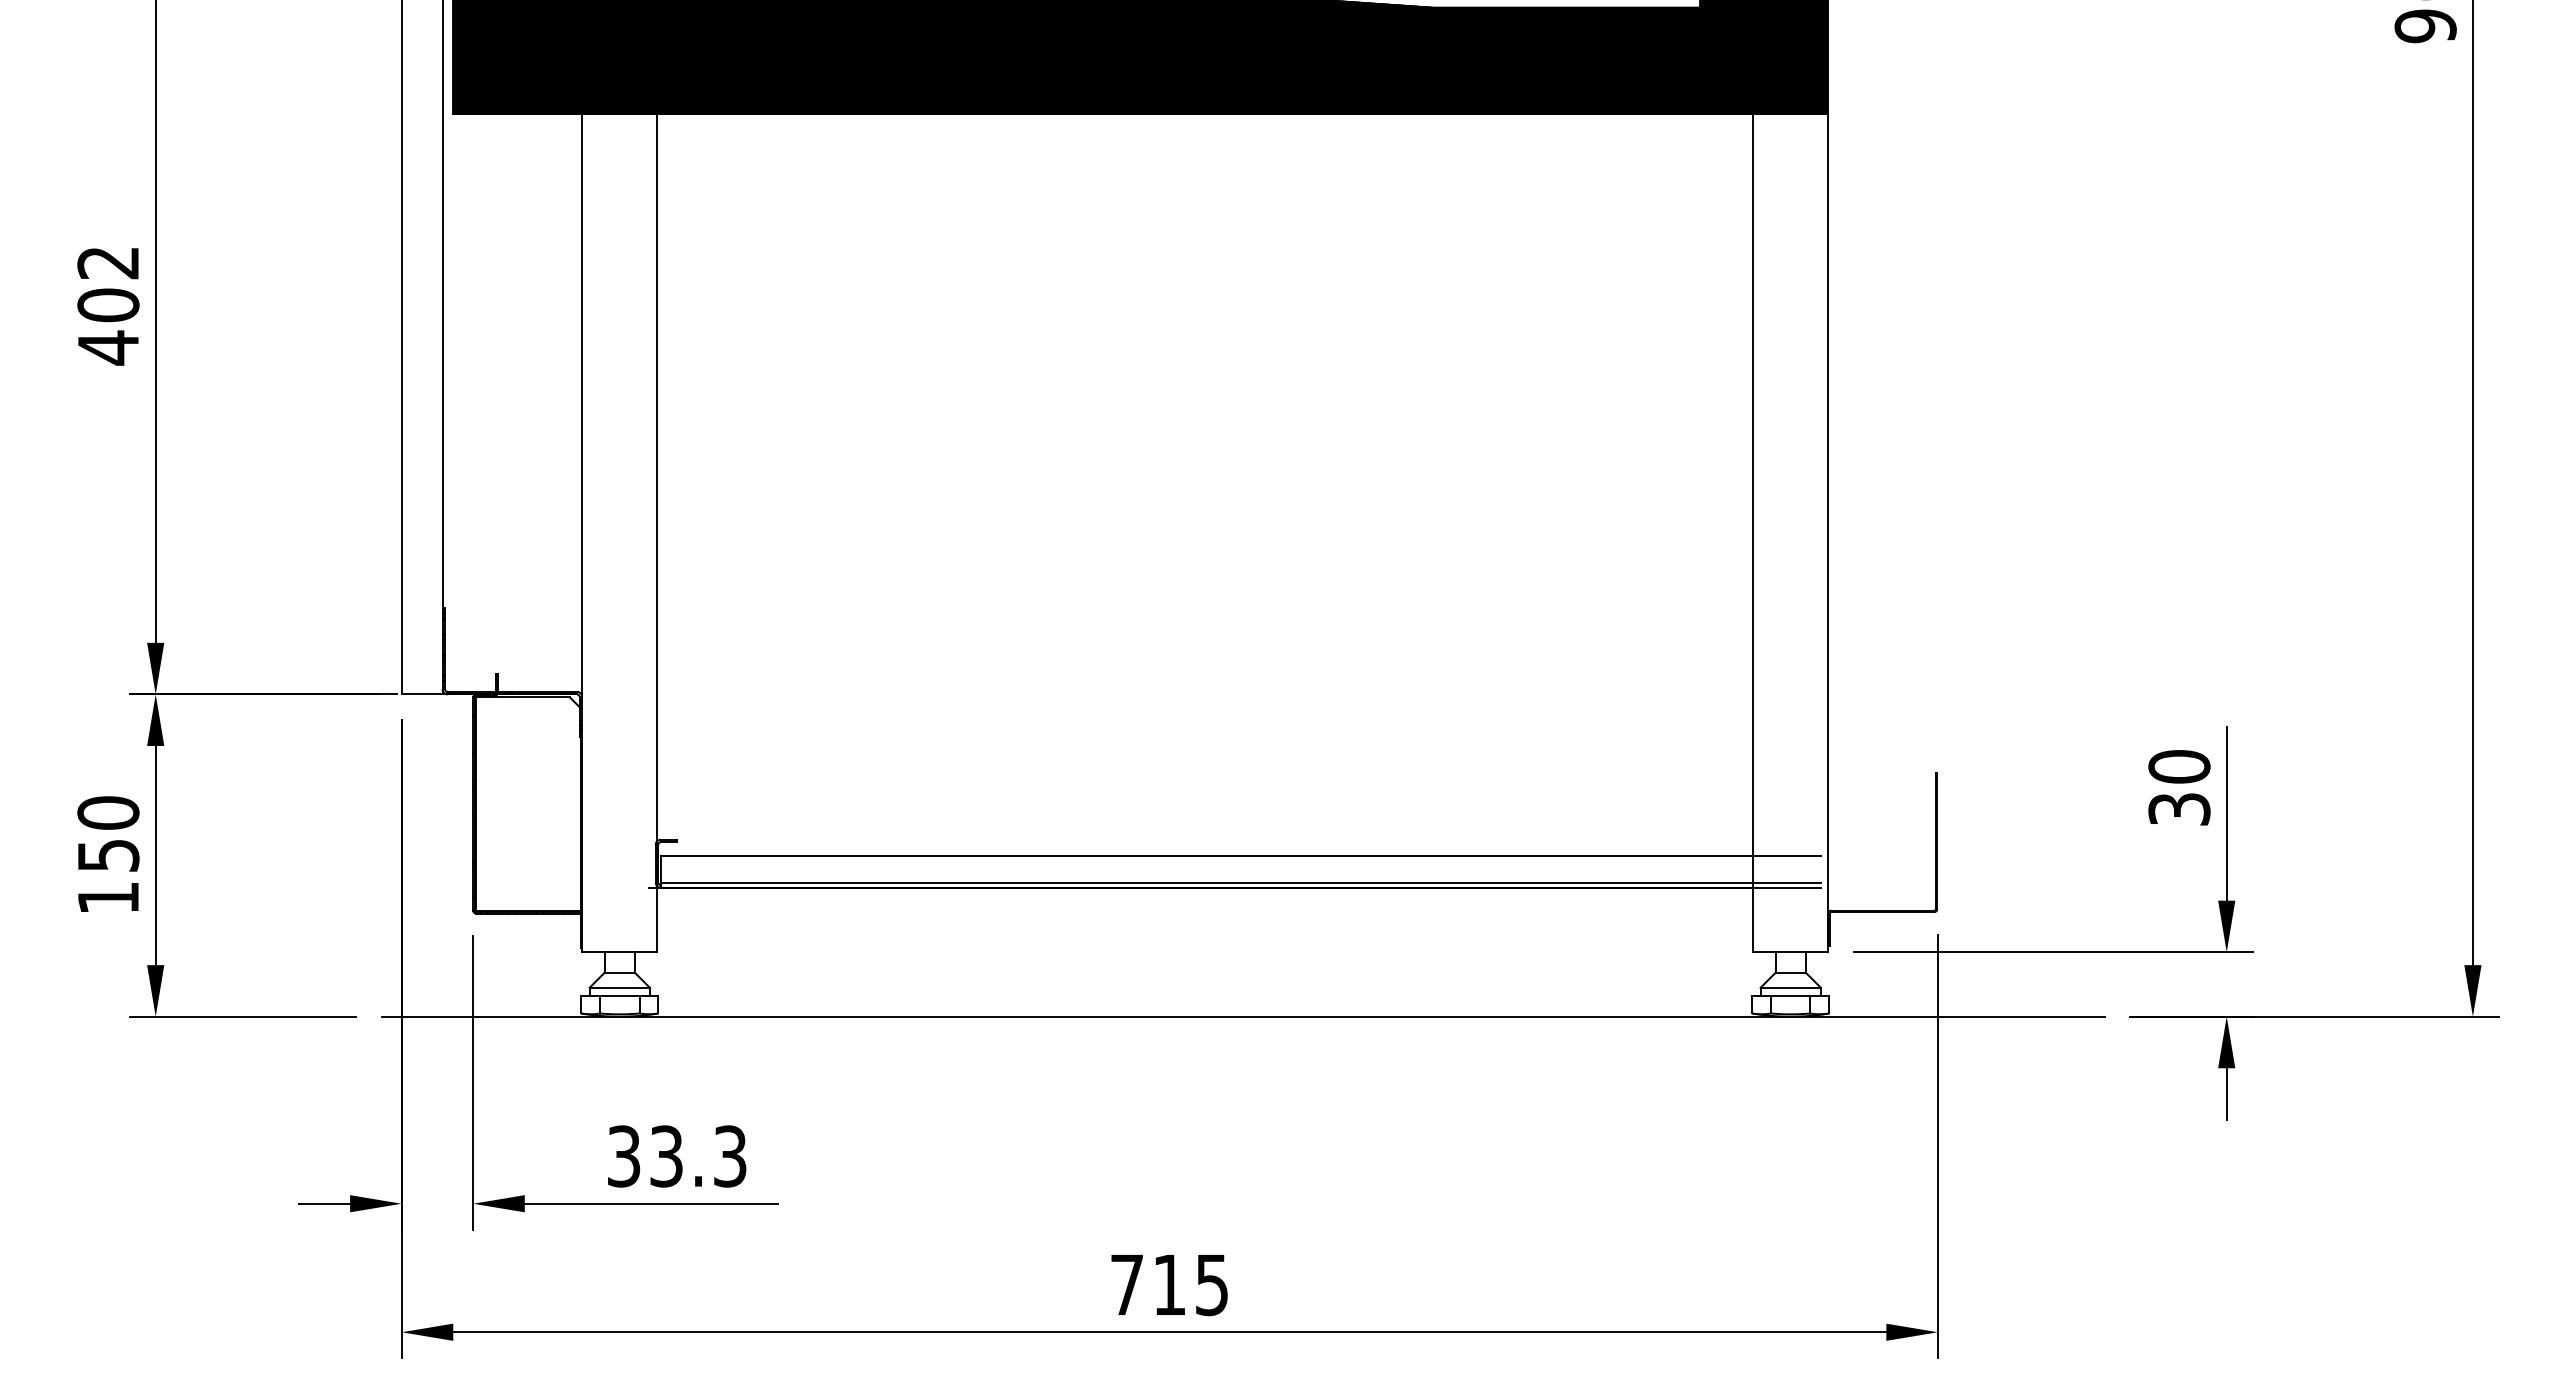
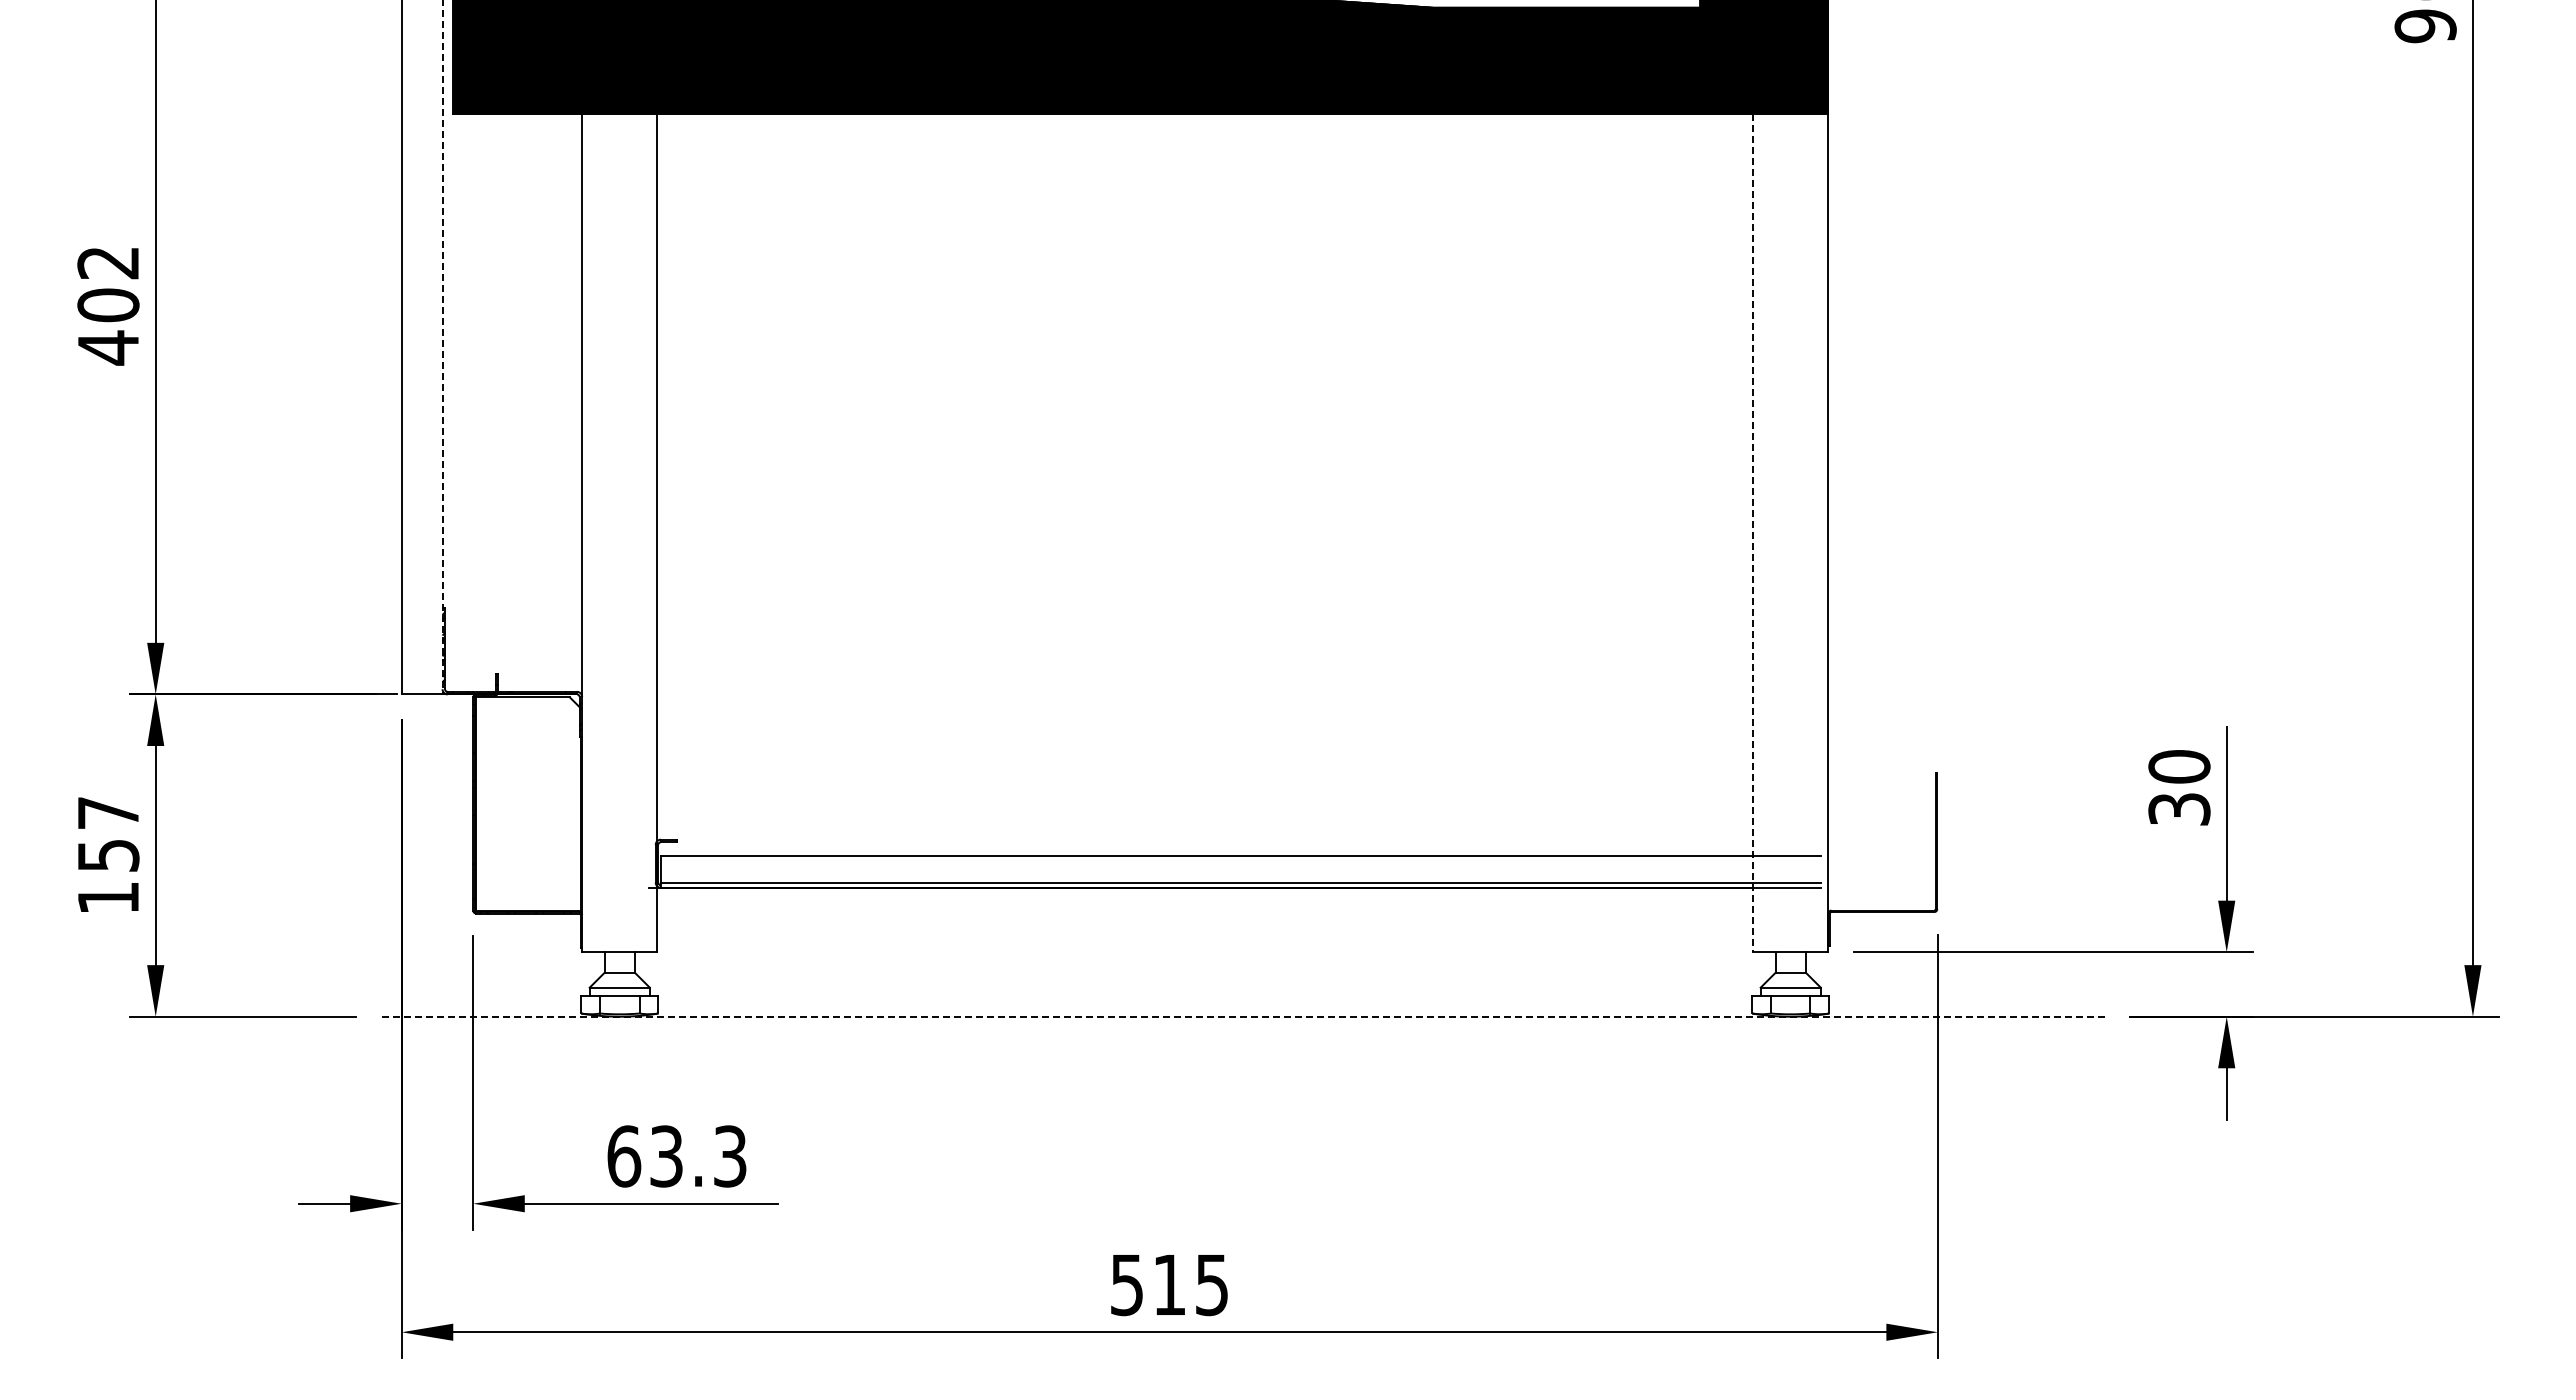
line: solid -> dashed (442, 347)
line: solid -> dashed (1753, 533)
text: 150 -> 157 (108, 812)
line: solid -> dashed (1242, 1016)
text: 33.3 -> 63.3 (624, 1156)
text: 715 -> 515 (1126, 1285)
